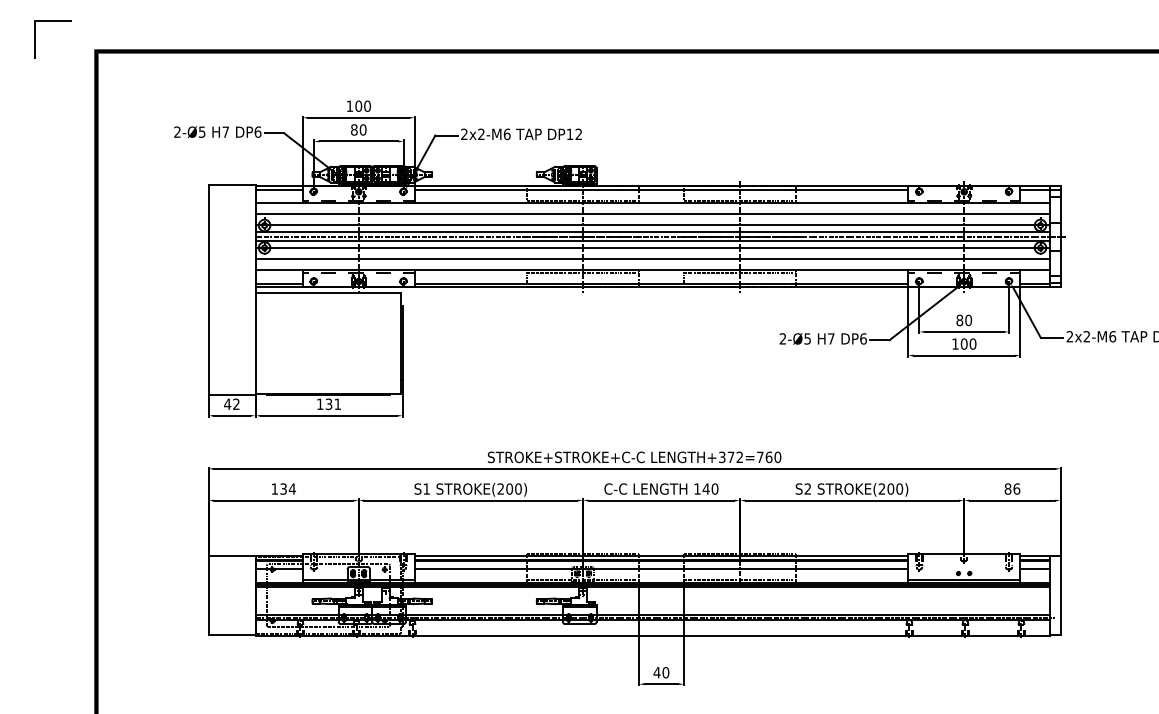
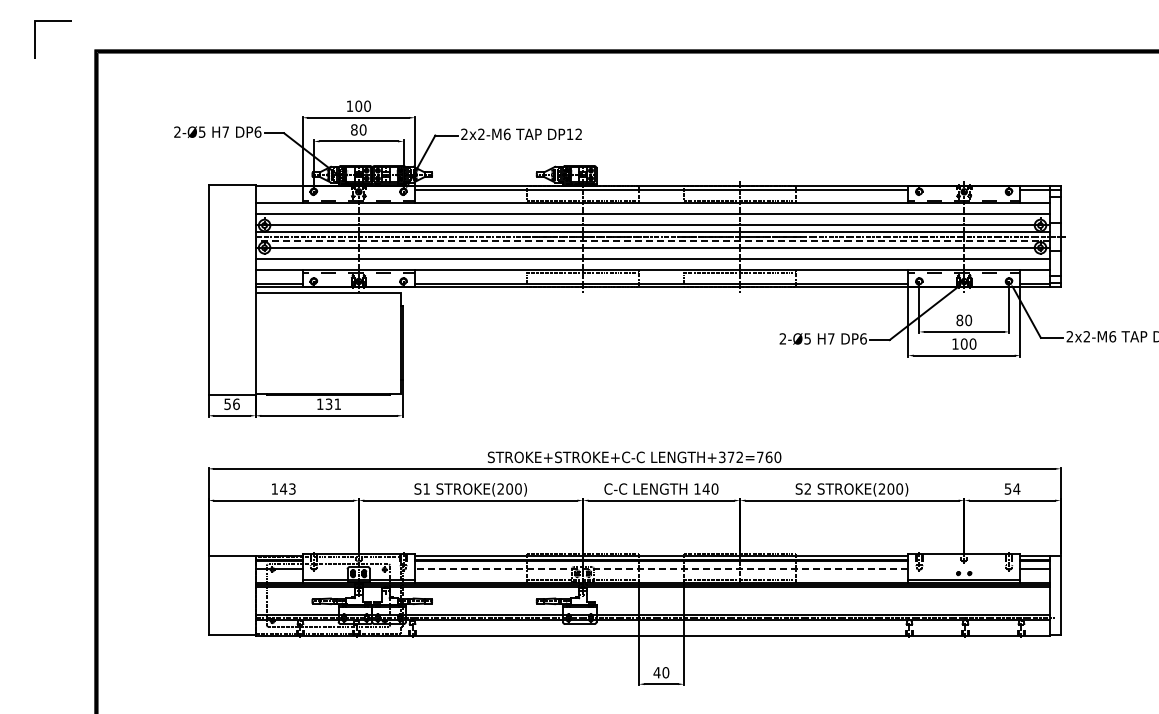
line: present -> none (278, 189)
line: solid -> dashed (652, 241)
text: 42 -> 56 (231, 403)
text: 134 -> 143 (287, 488)
text: 86 -> 54 (1012, 488)
line: solid -> dashed (661, 568)
